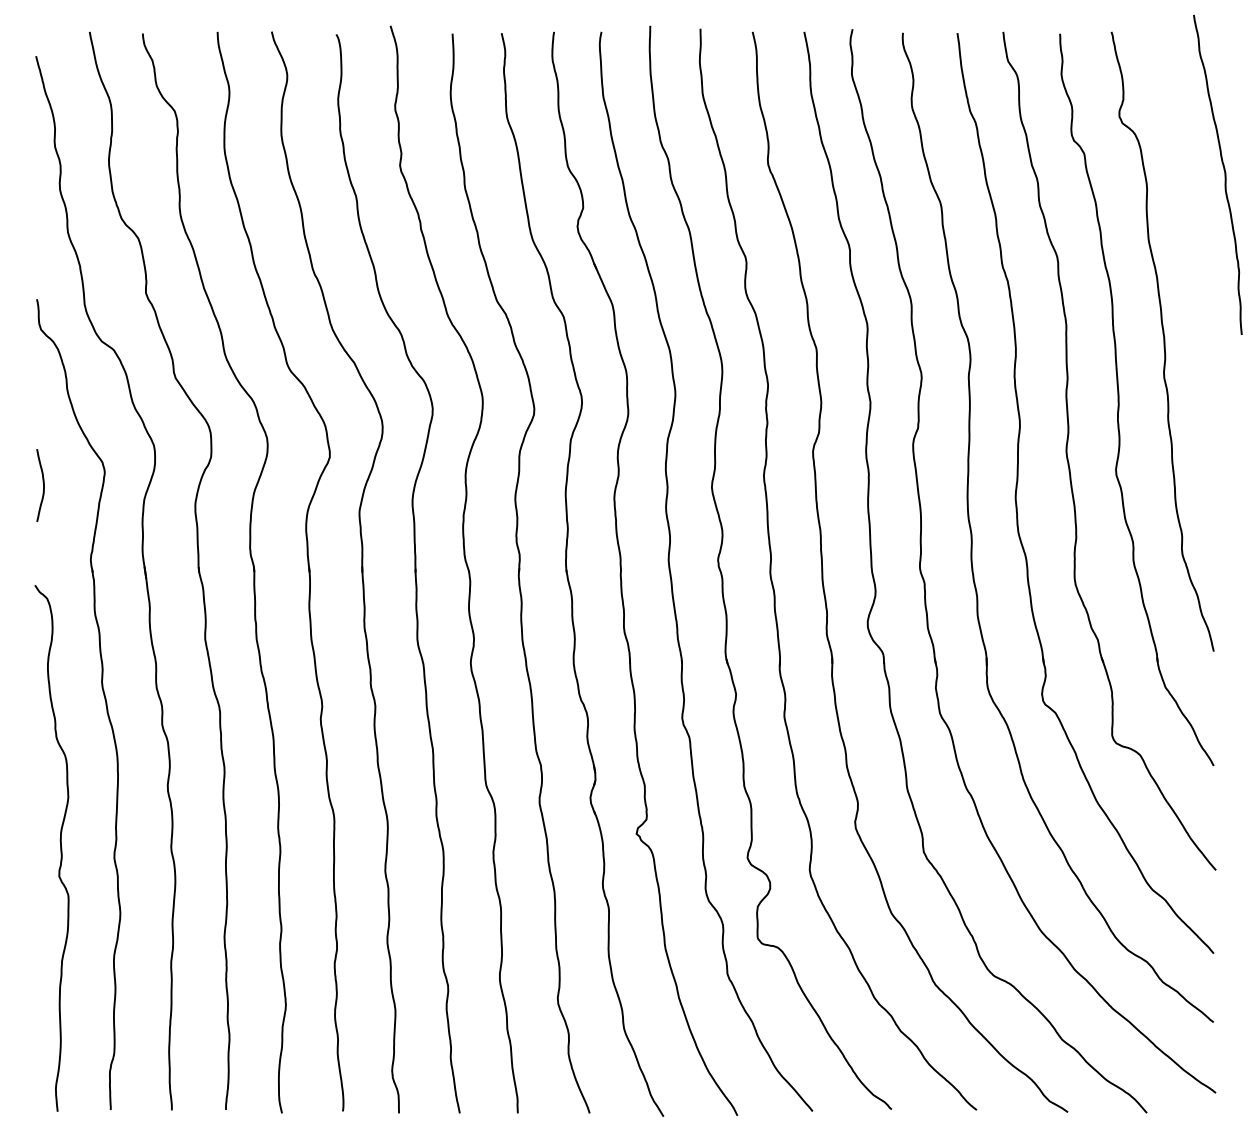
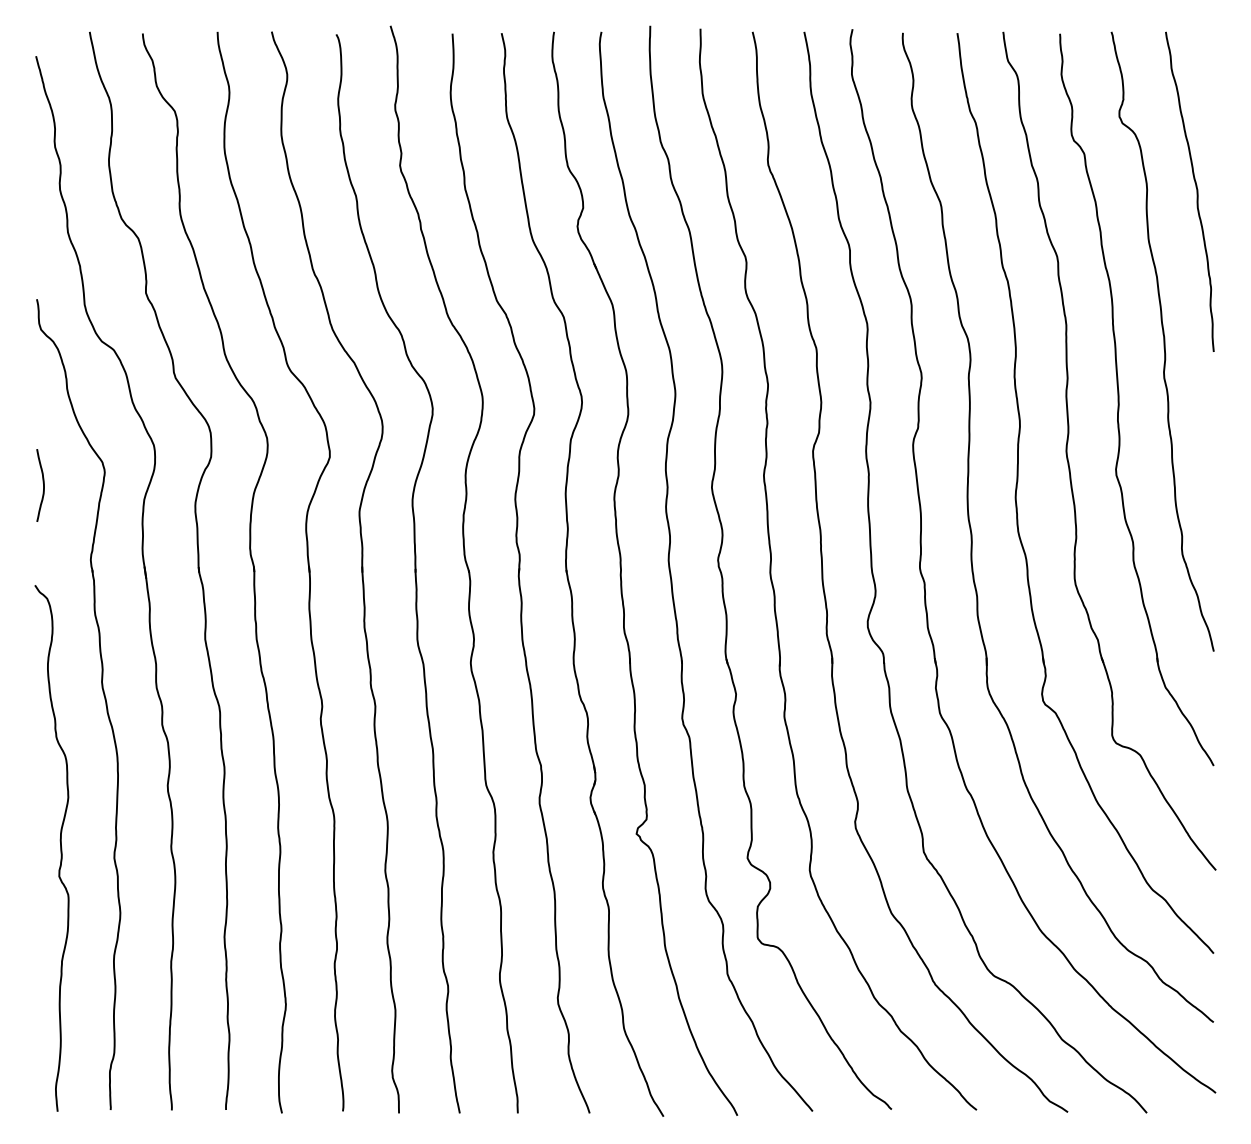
curve position: (1224, 174) -> (1196, 191) (1196, 191)
